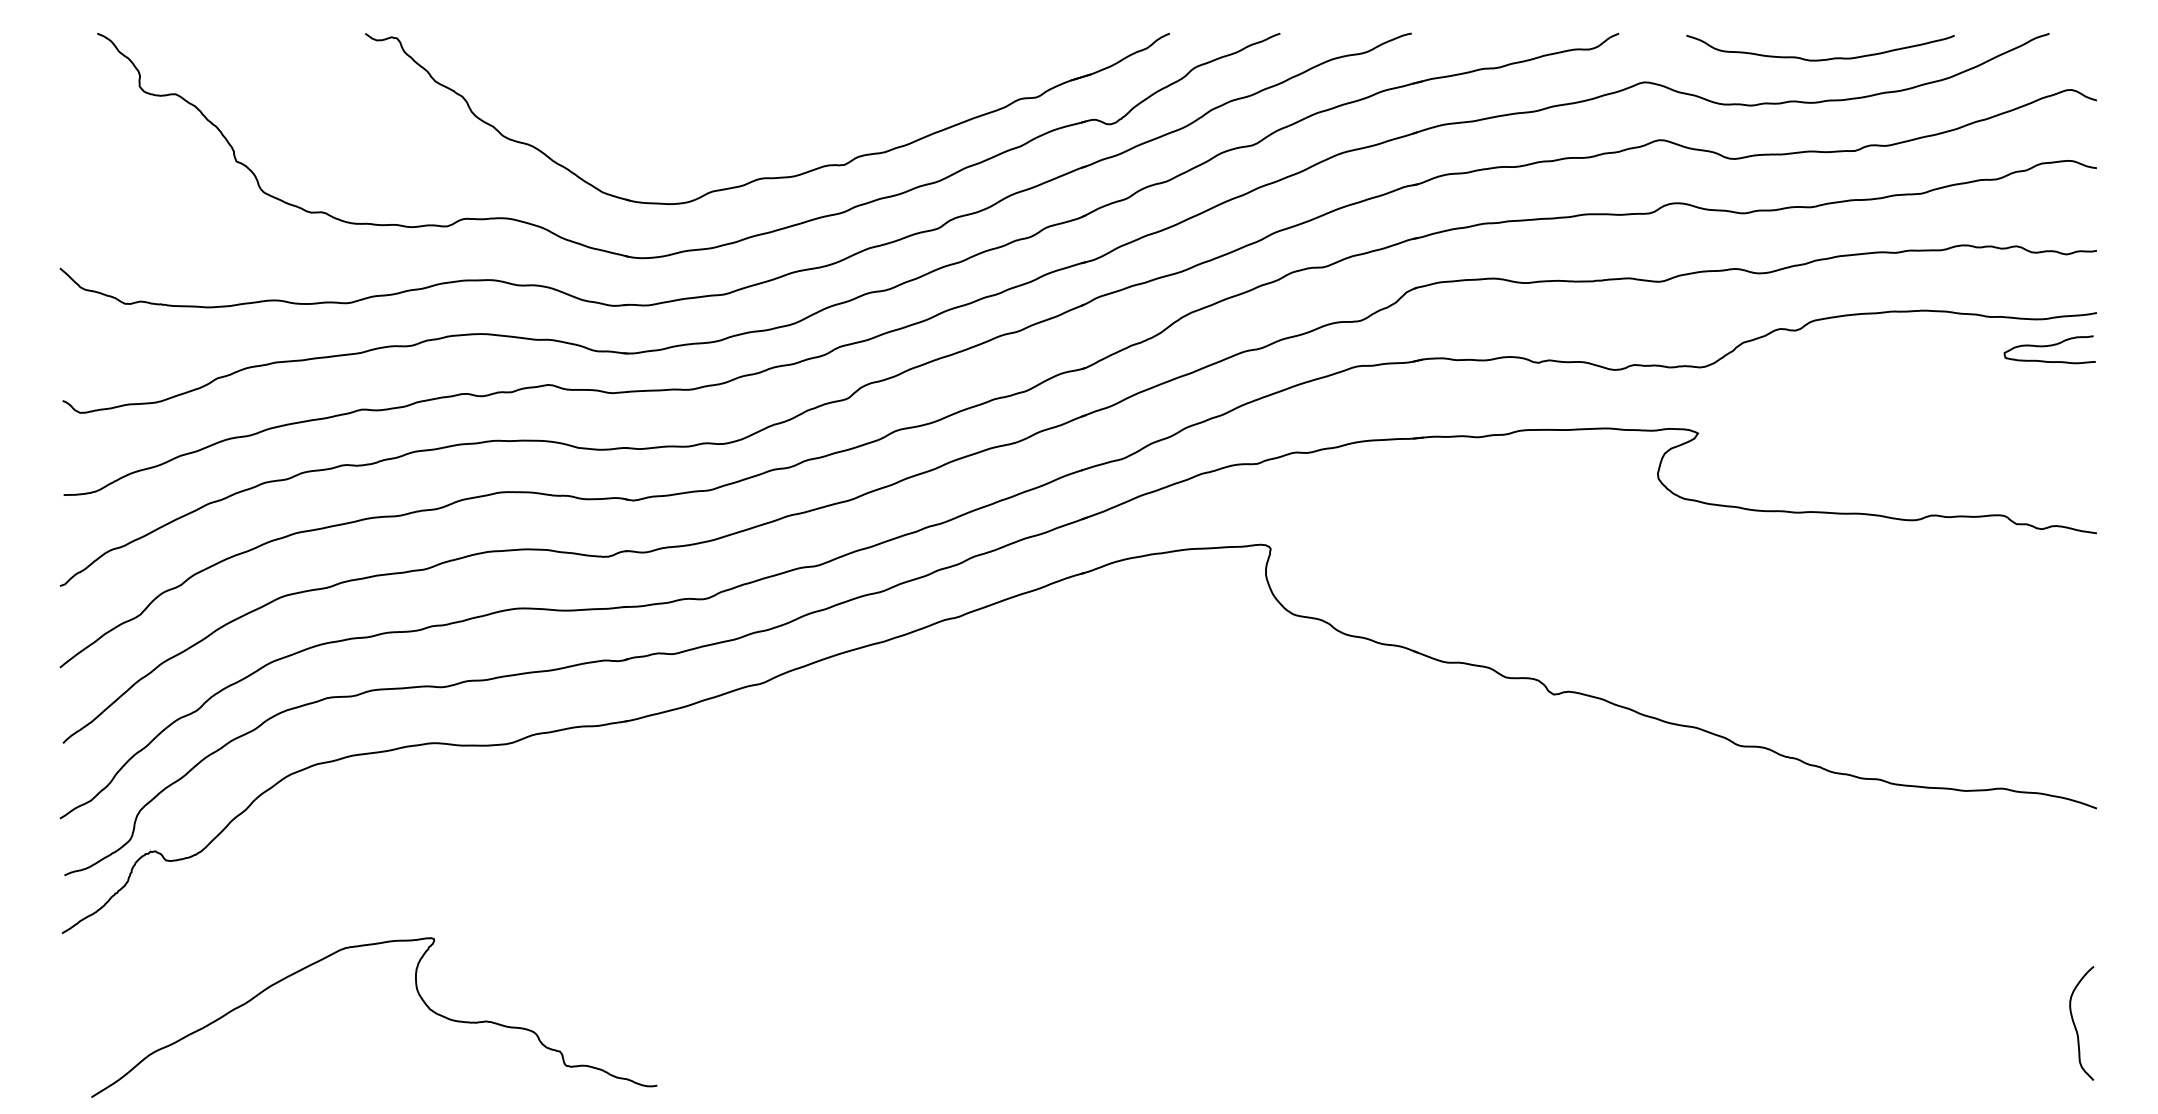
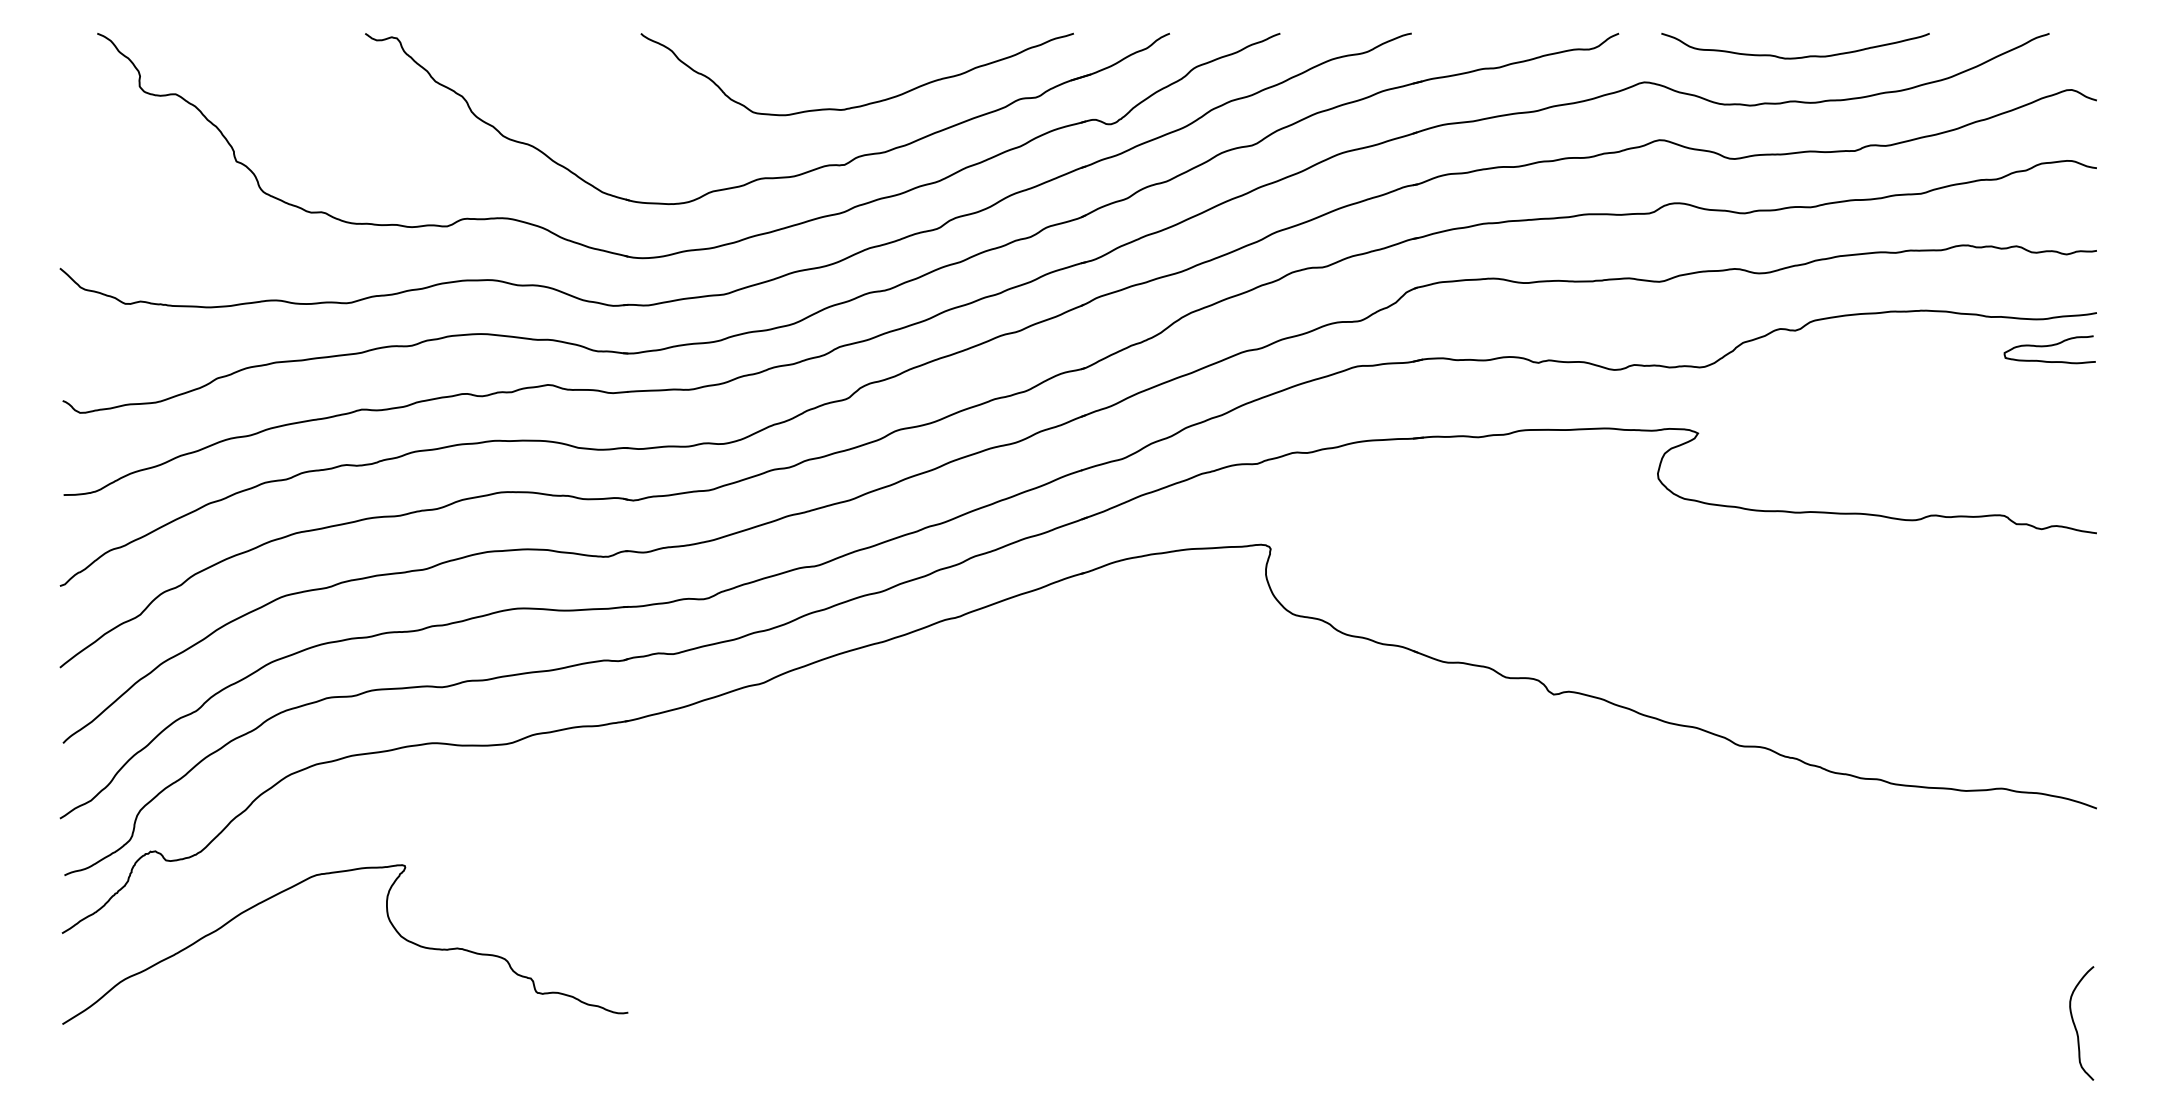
curve position: (1820, 59) -> (1795, 57) (1795, 57)
curve: none -> present (862, 104)
curve position: (418, 995) -> (389, 922) (389, 922)
